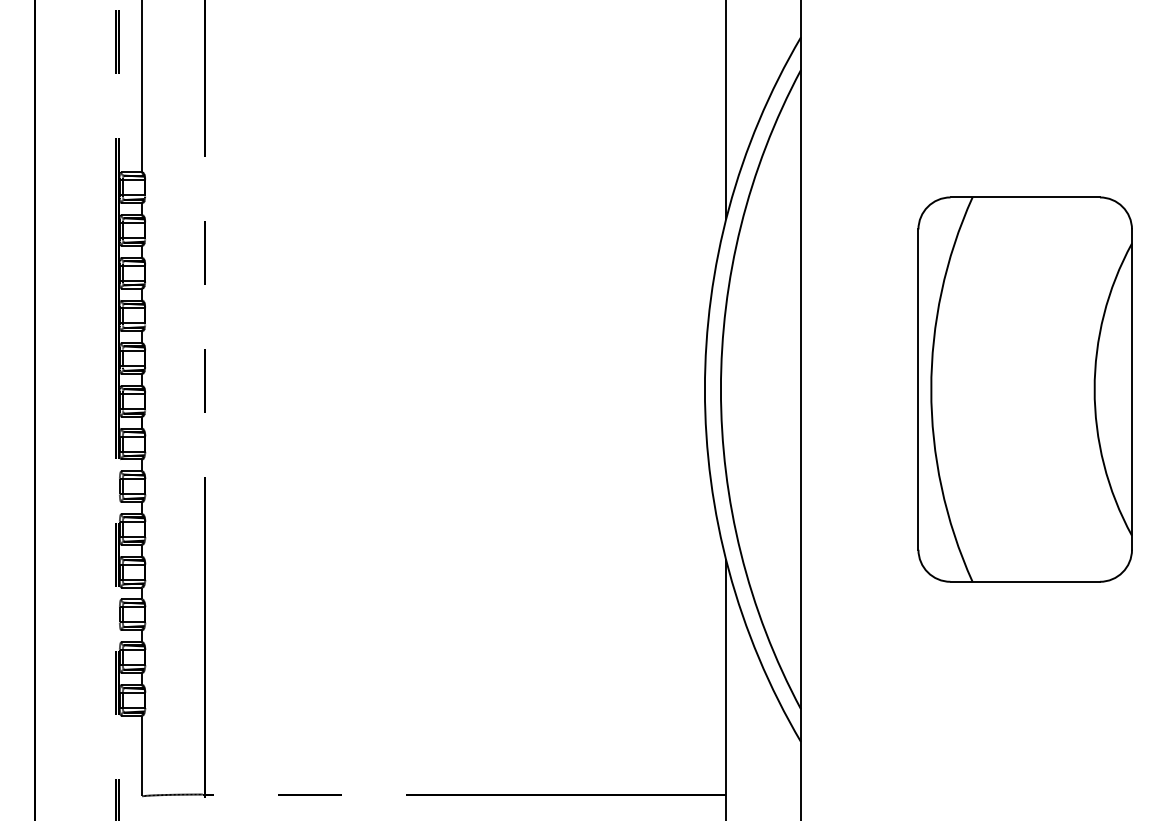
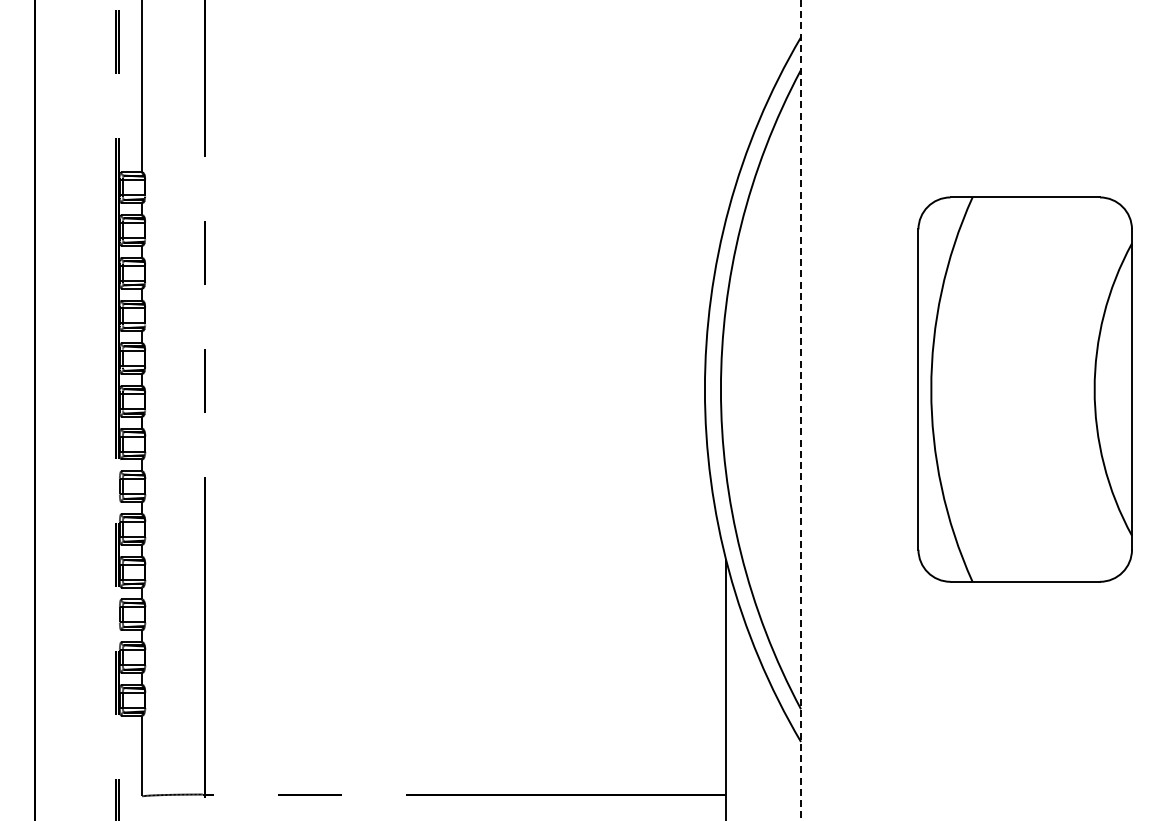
line: present -> none (726, 110)
line: solid -> dashed (801, 410)
